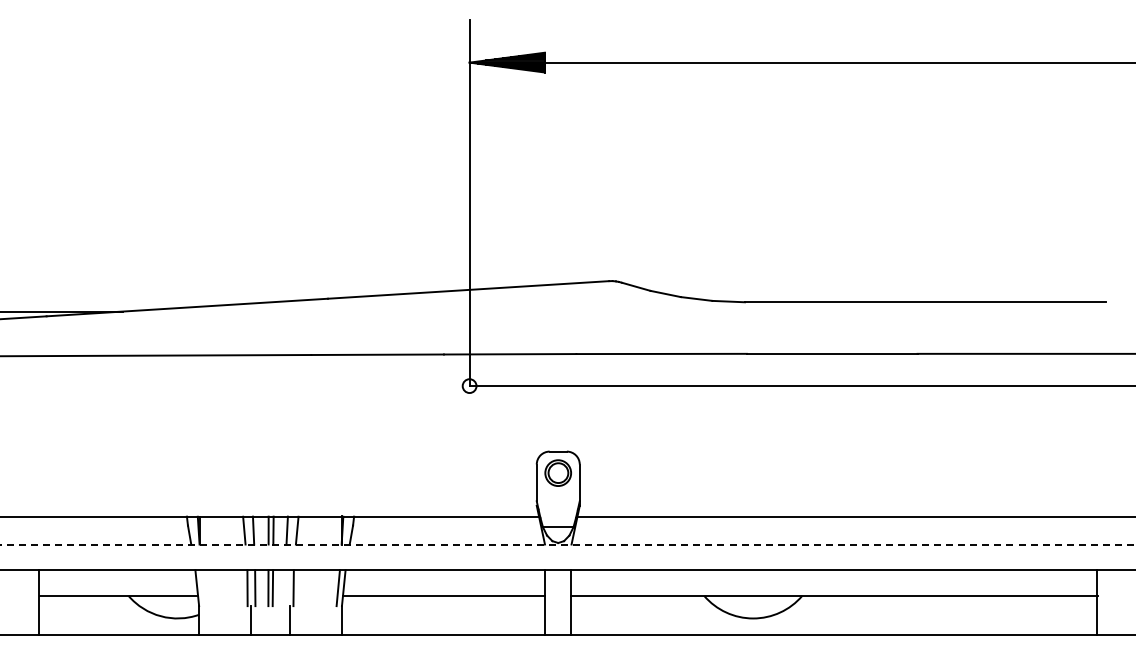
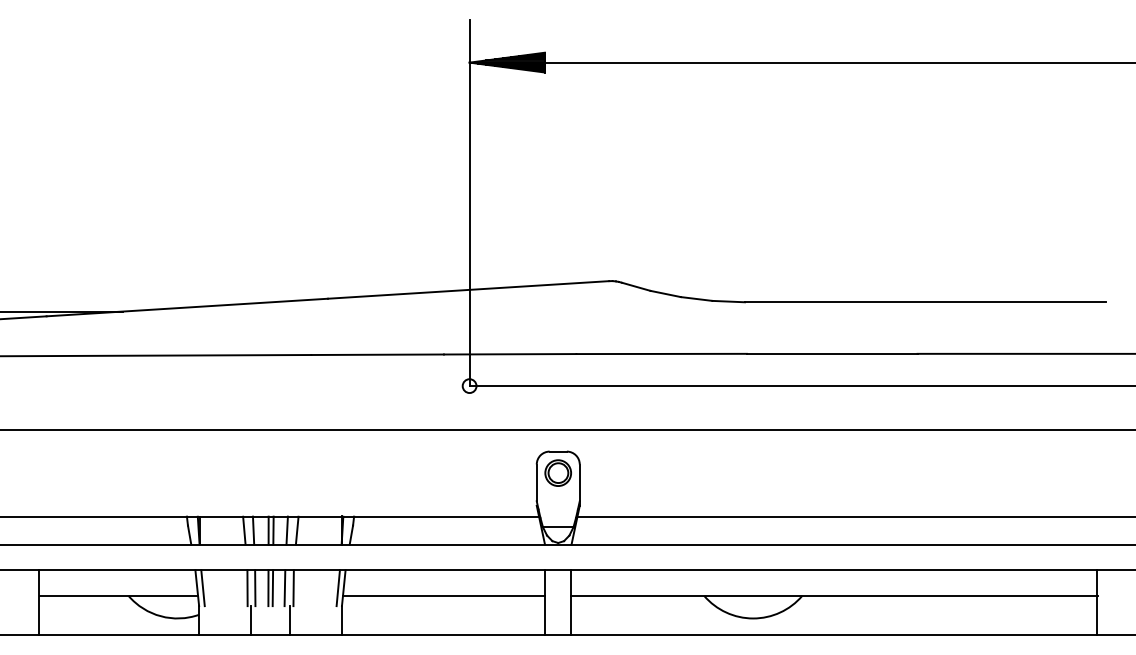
line: none -> present (567, 430)
line: dashed -> solid (567, 544)
line: none -> present (202, 588)
line: none -> present (284, 588)
